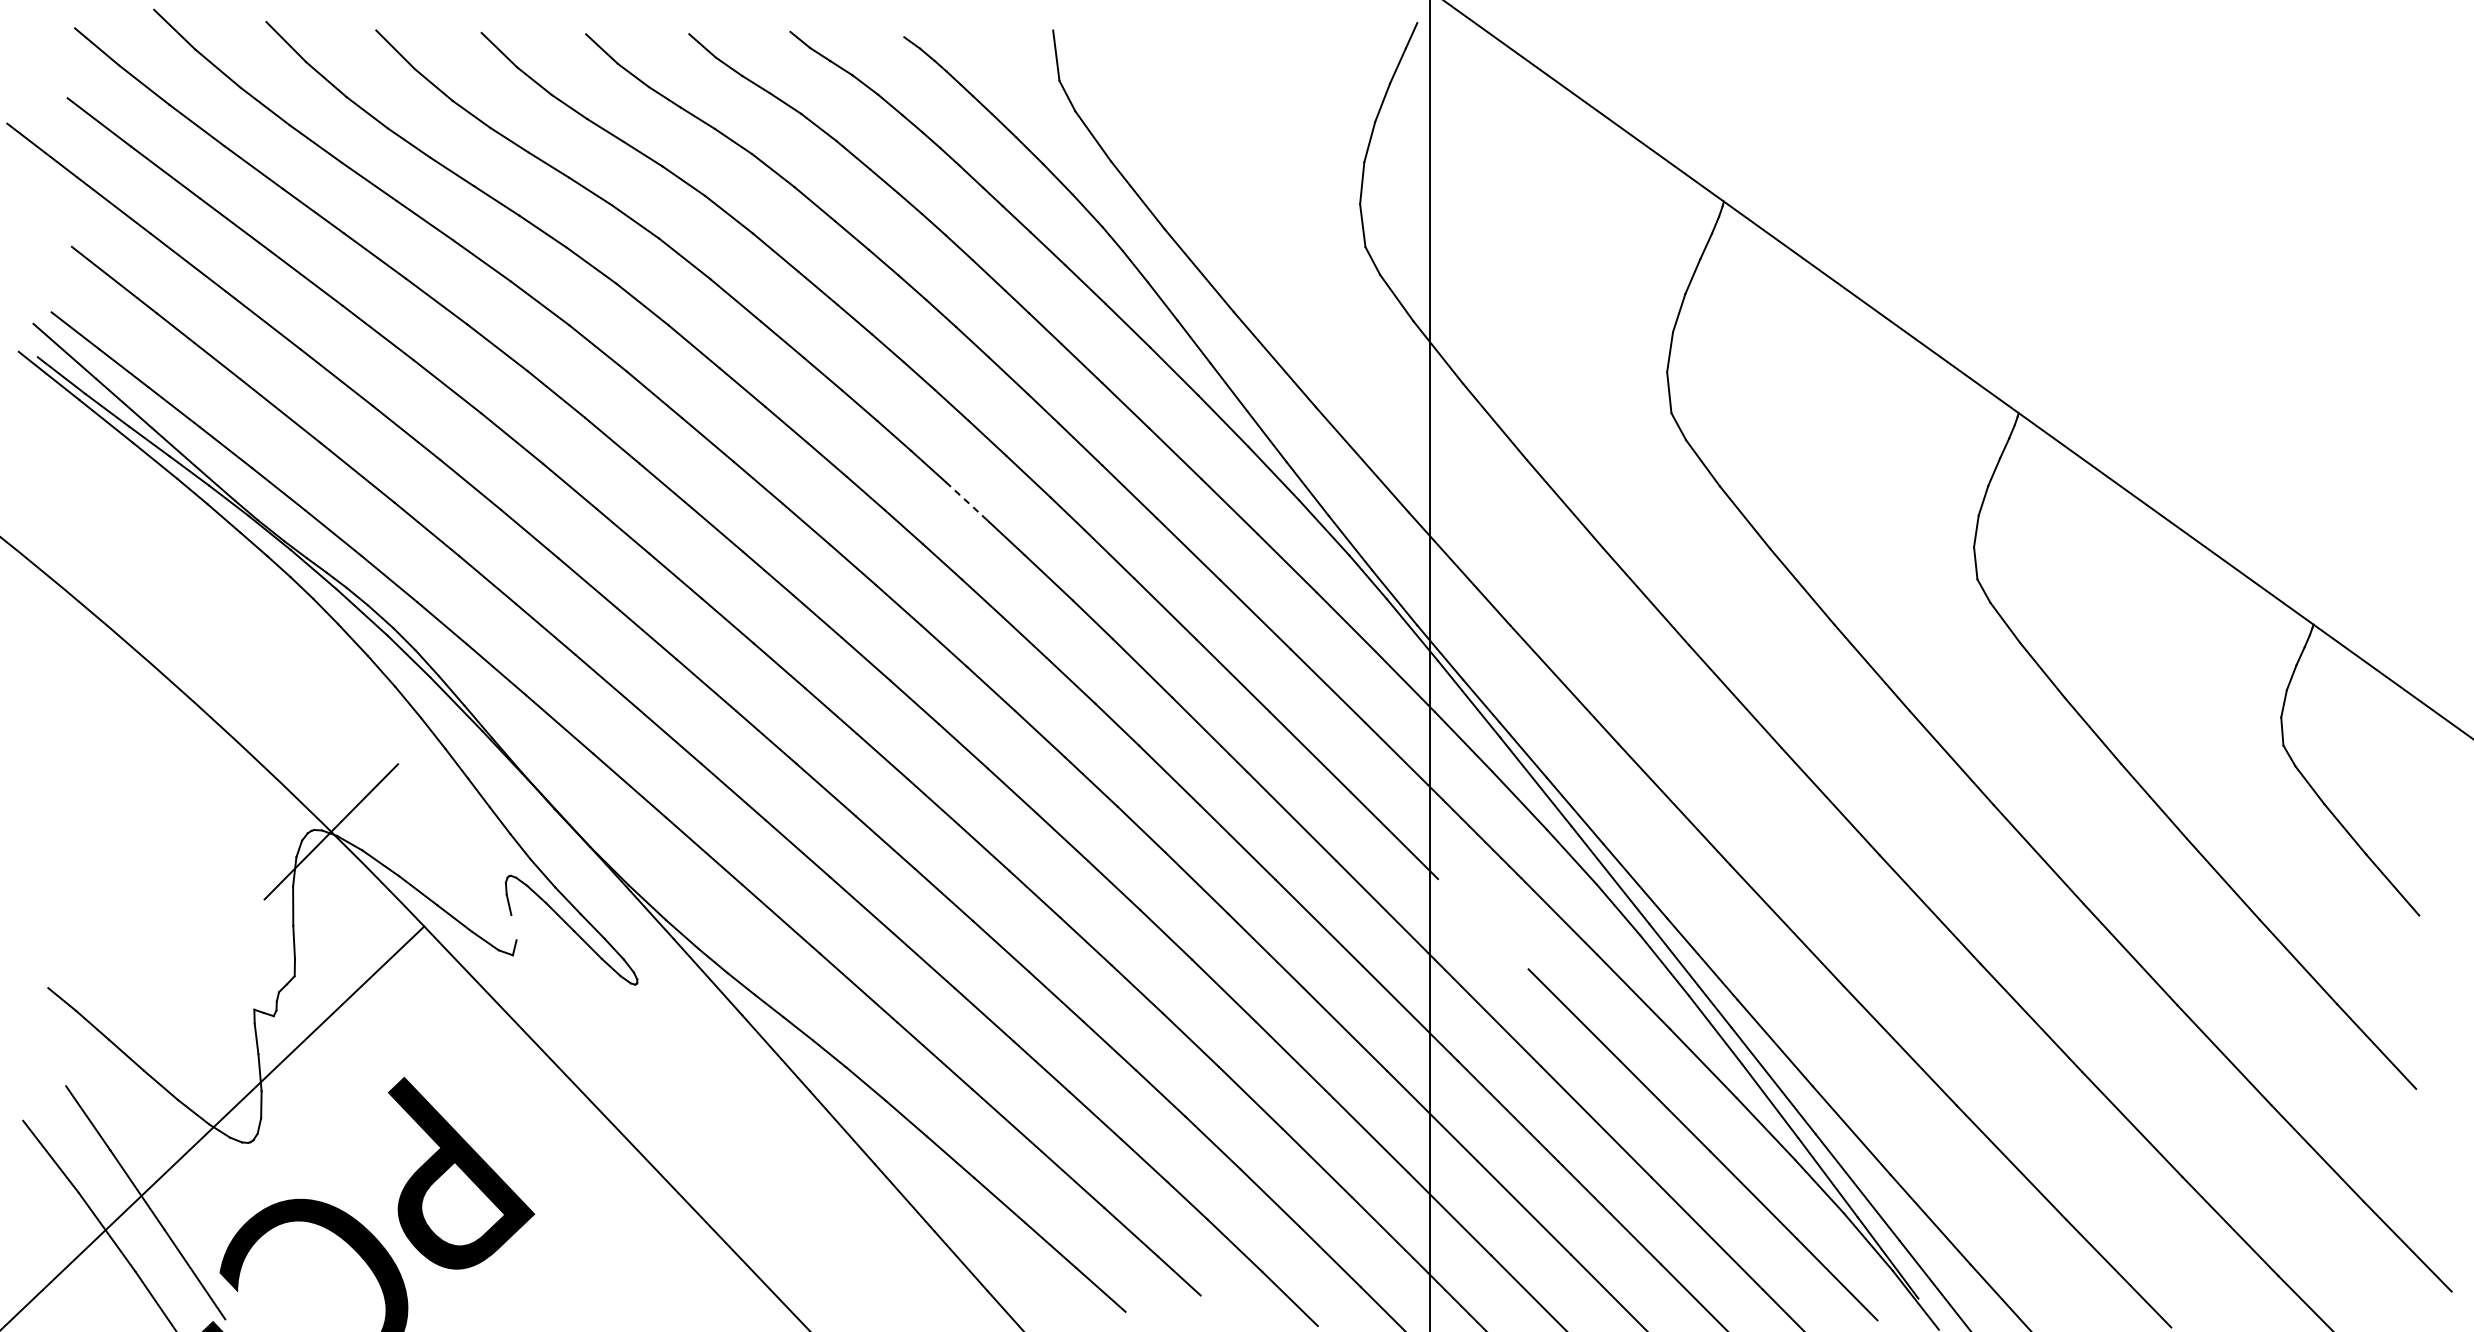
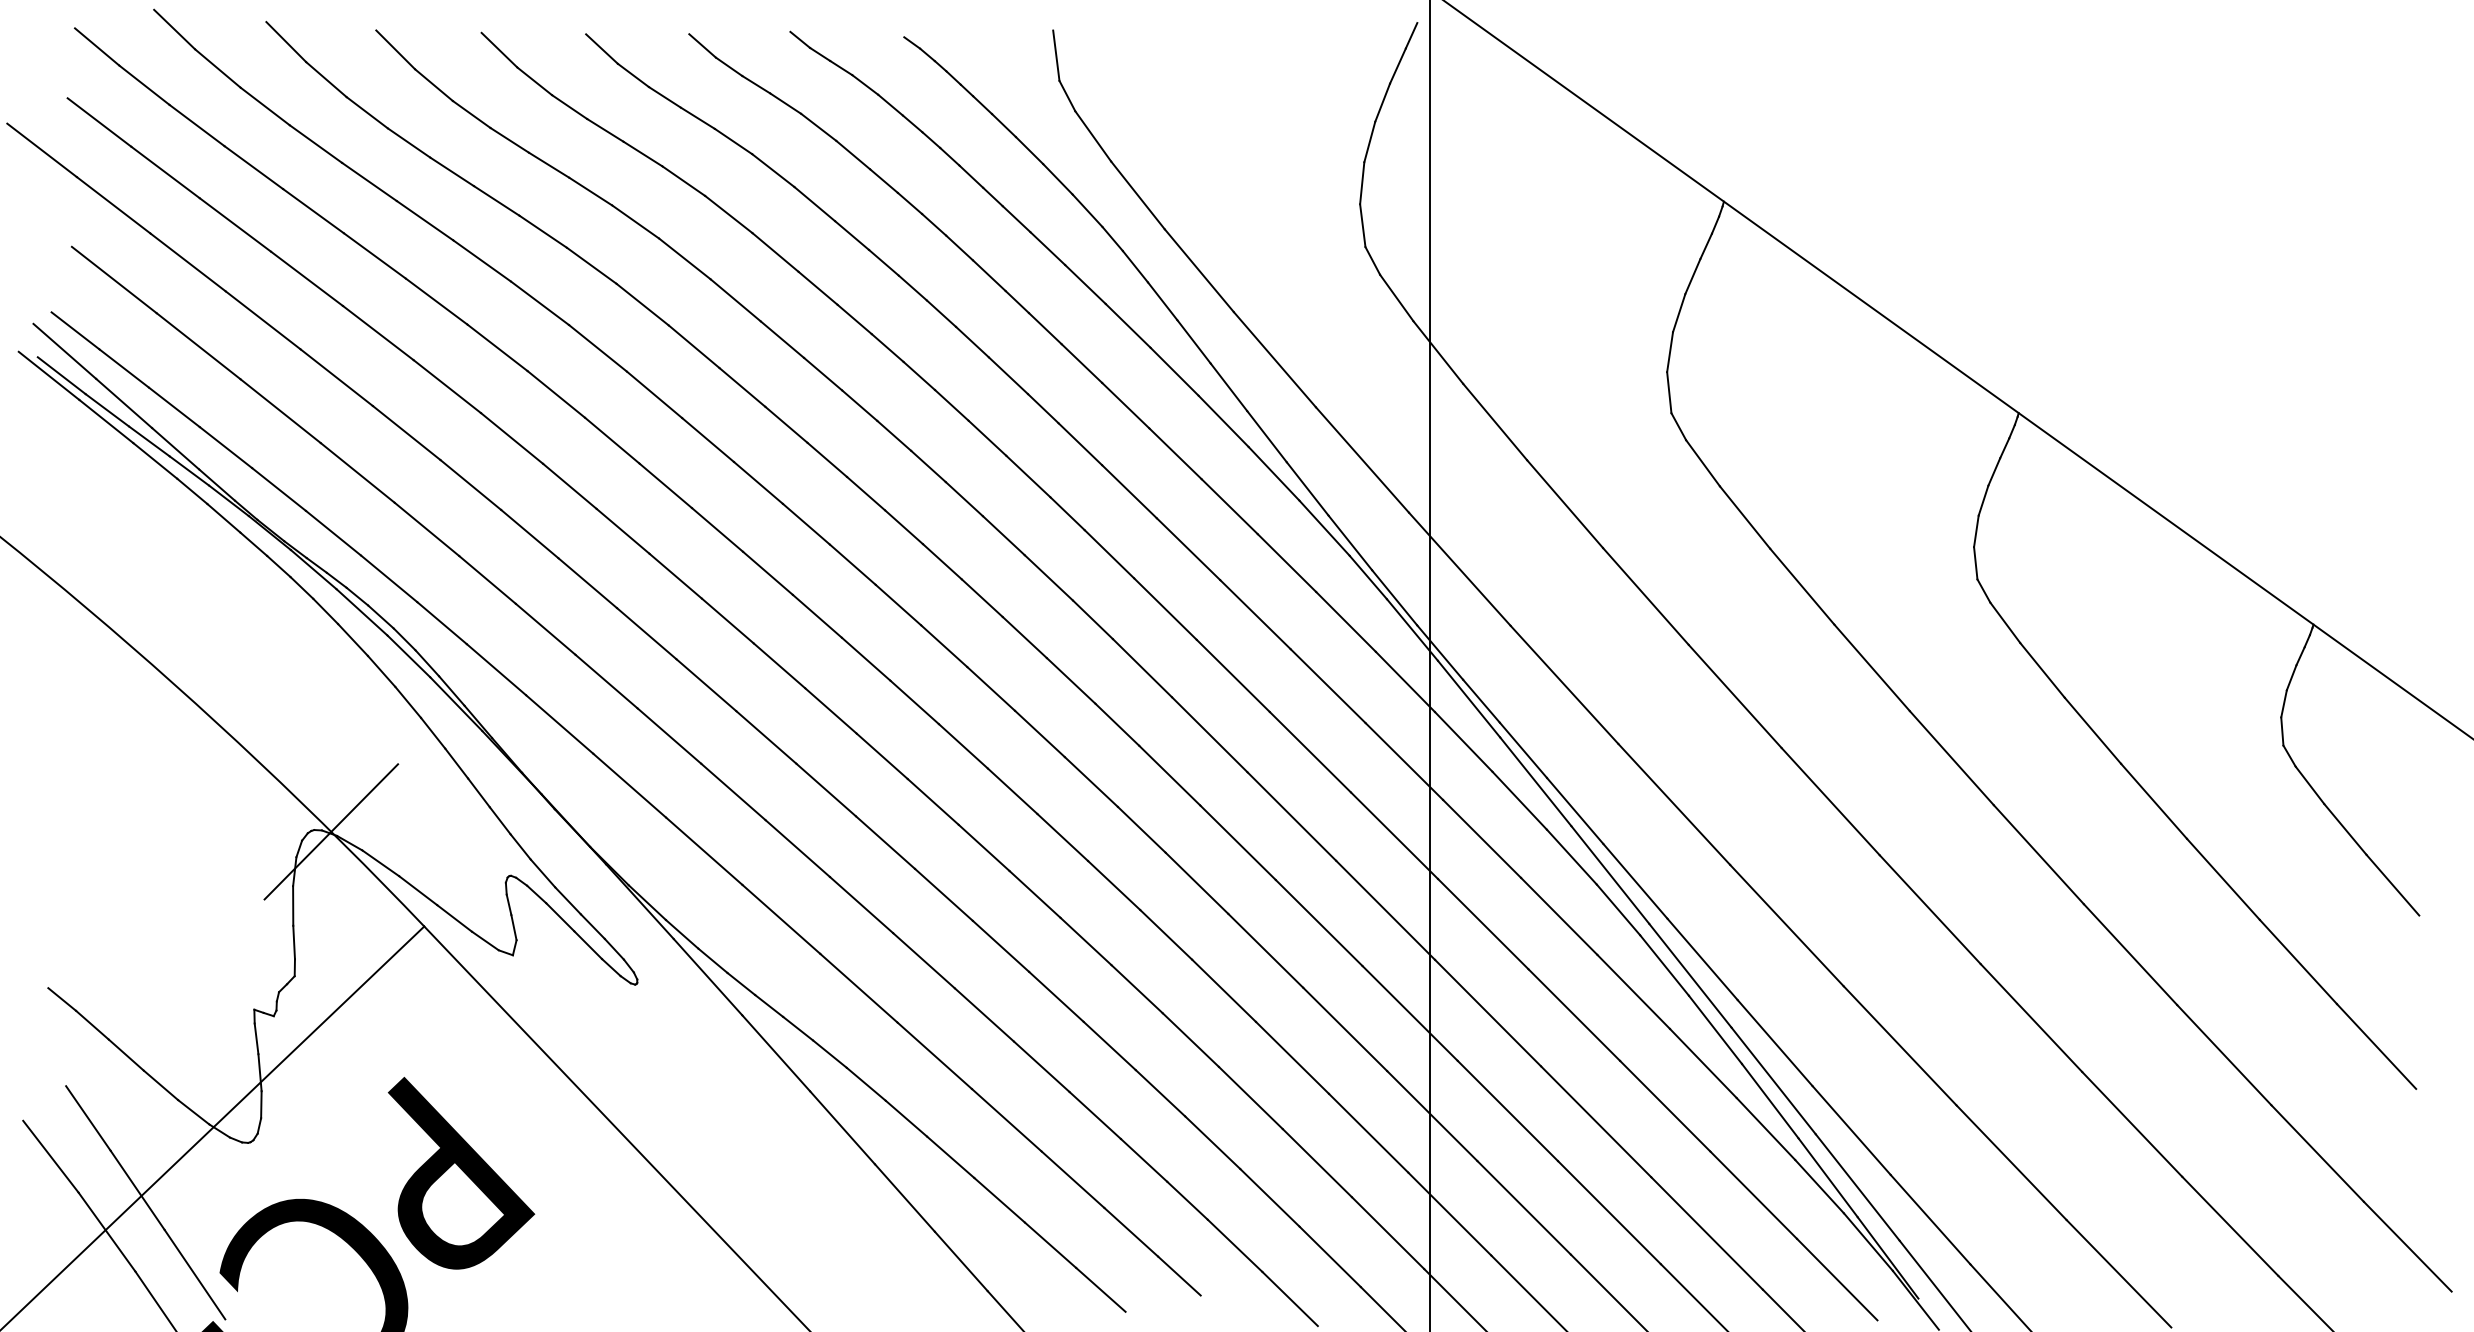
line: dashed -> solid (964, 499)
line: none -> present (1483, 924)
line: none -> present (513, 927)
